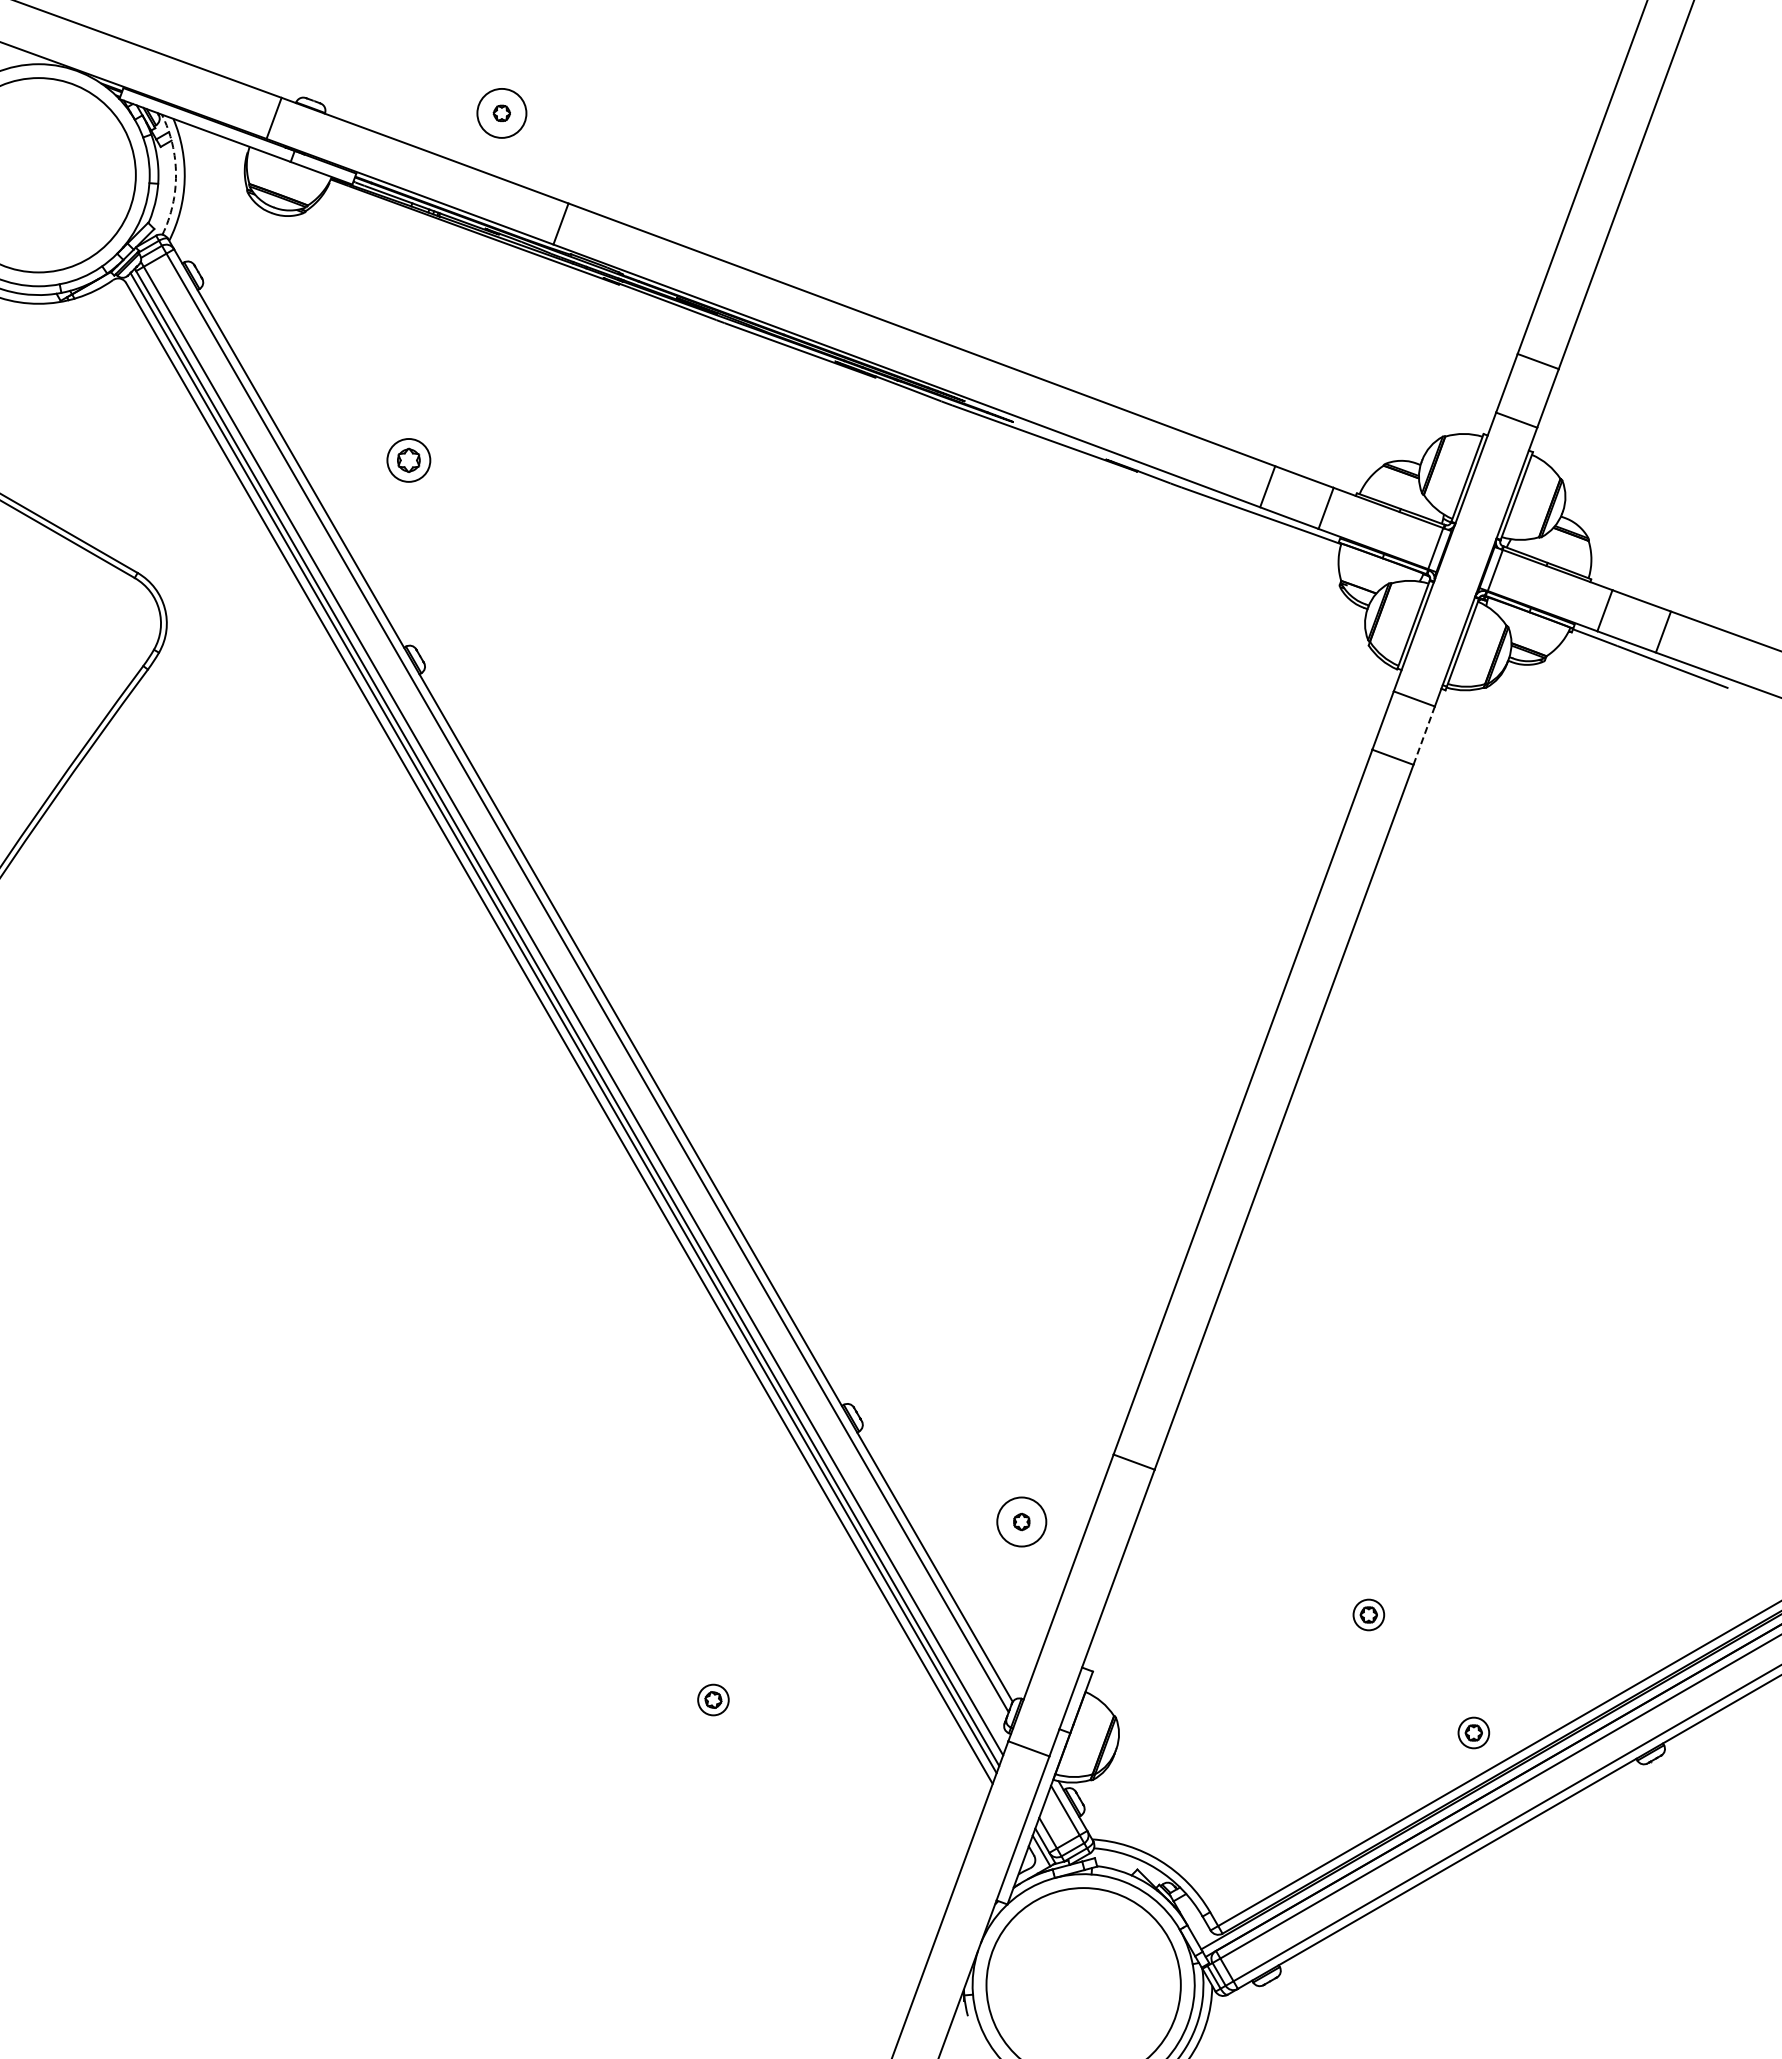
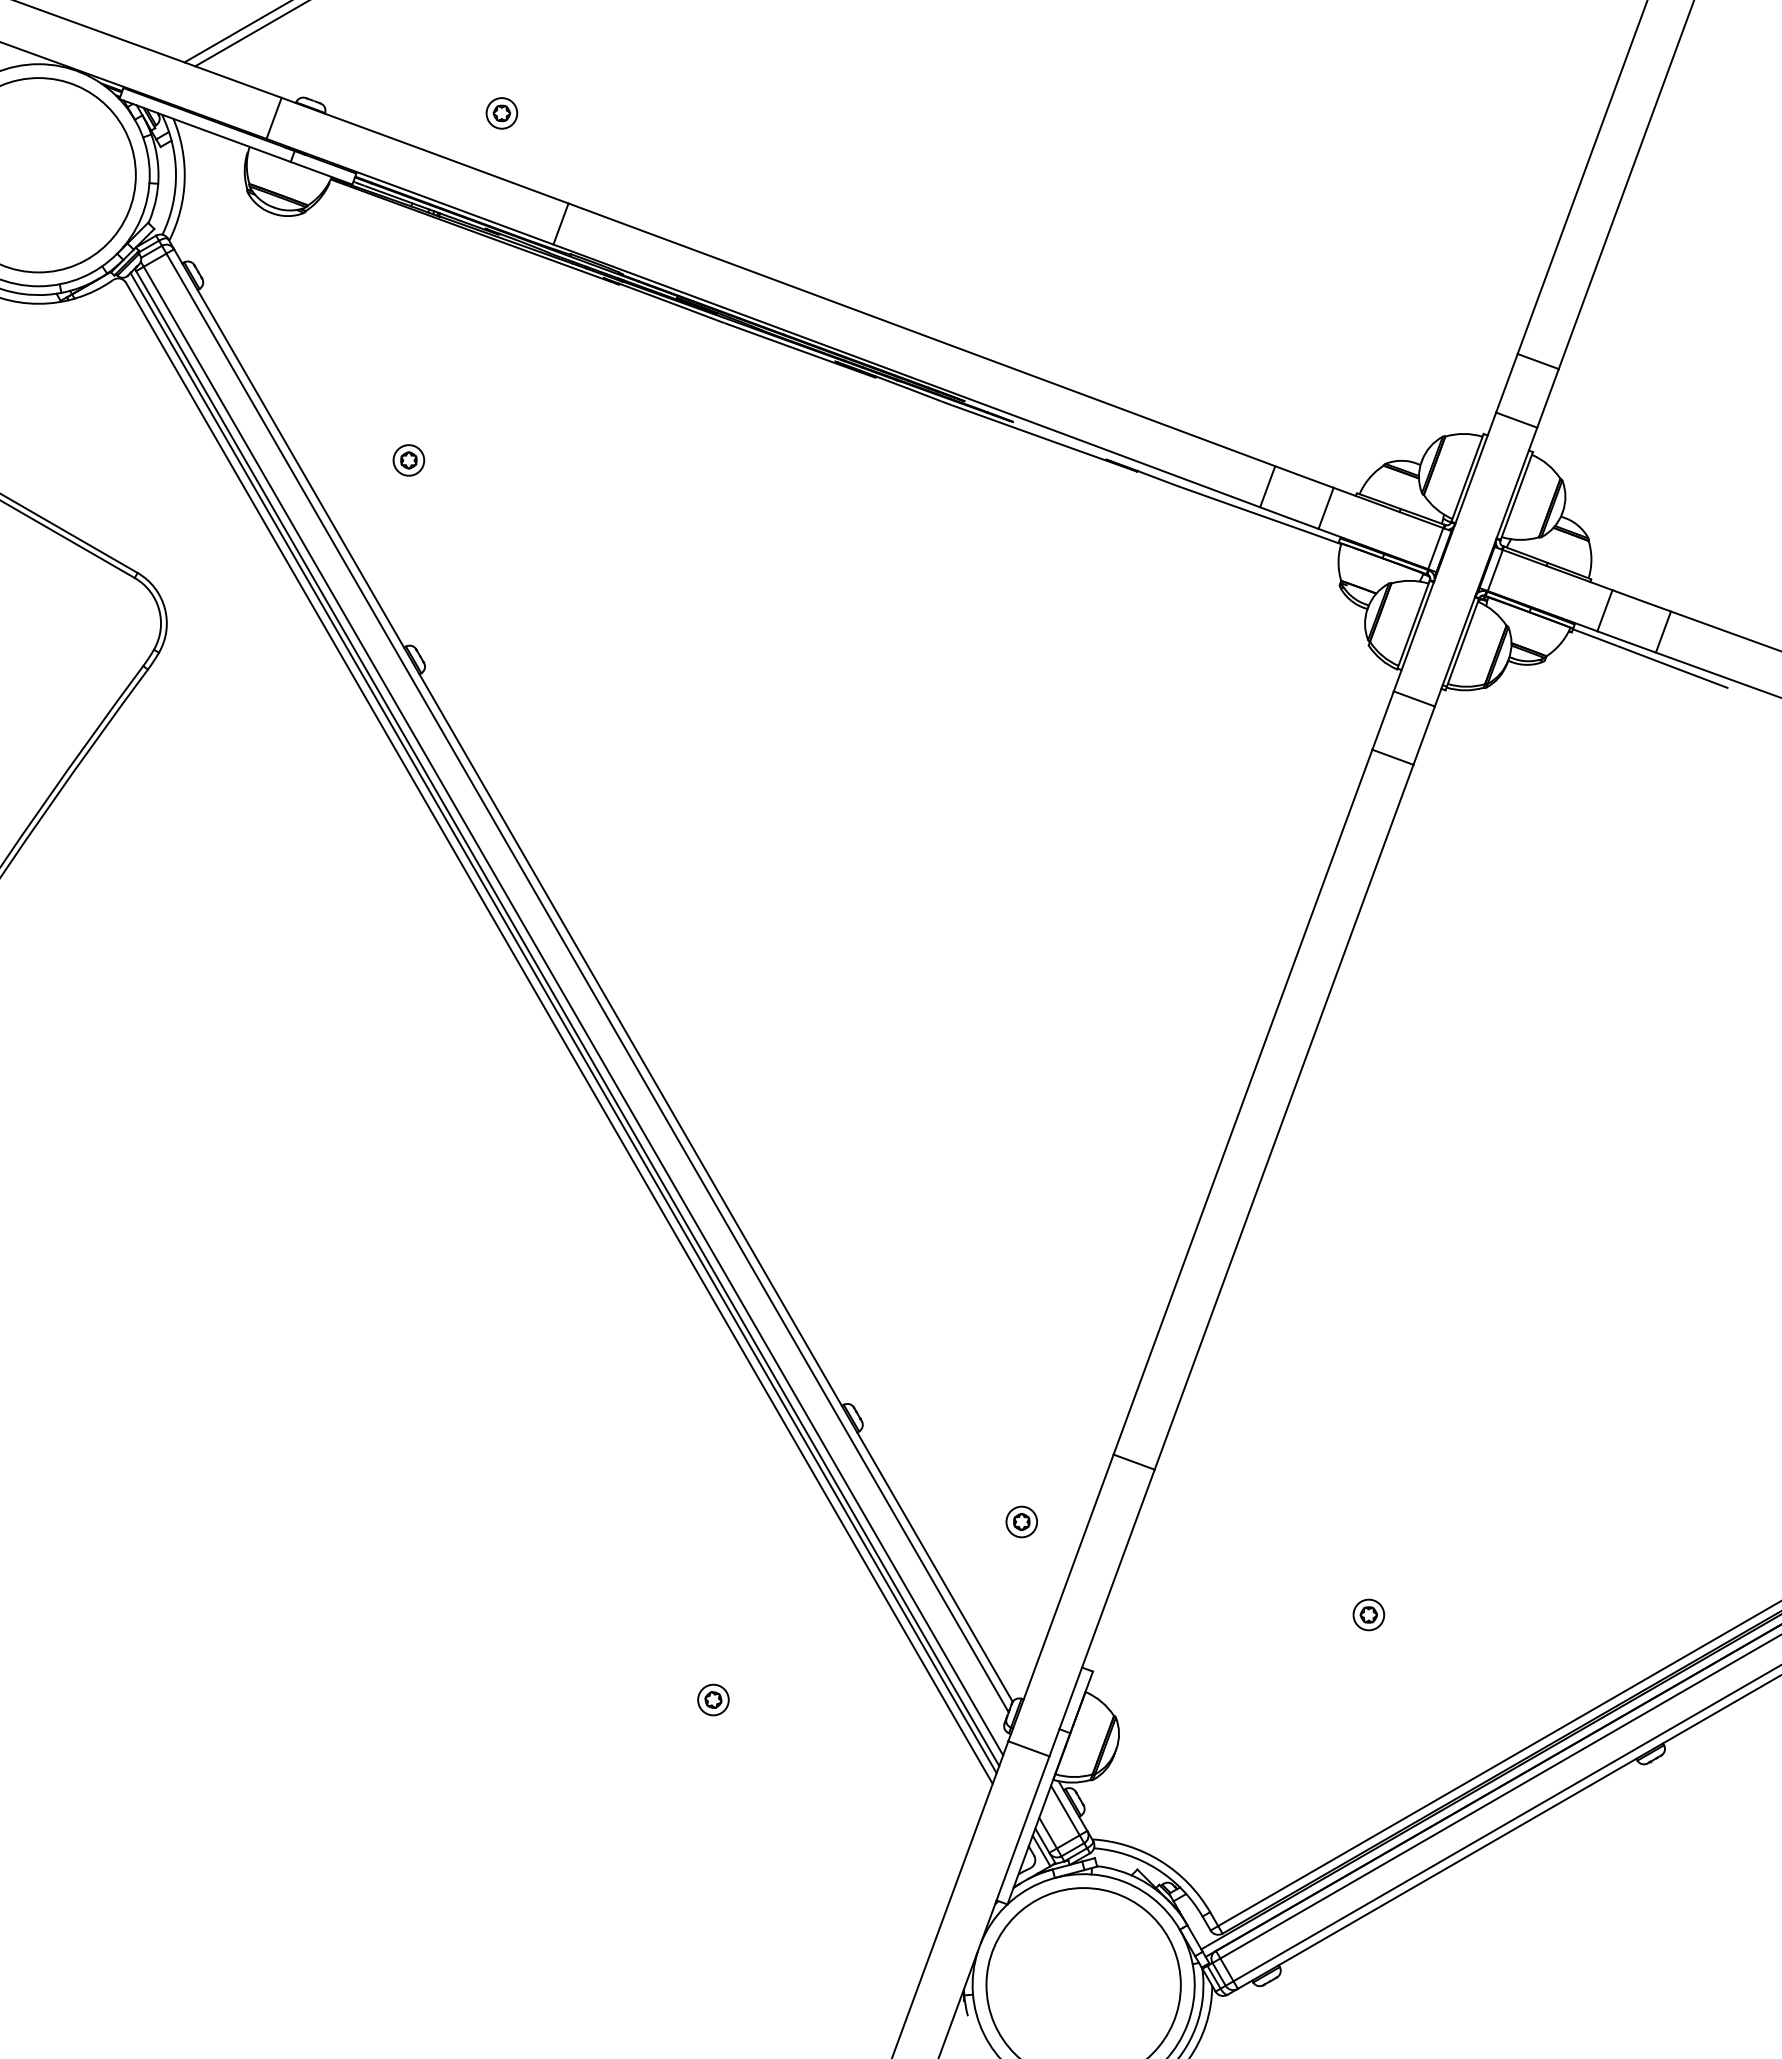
line: none -> present (236, 32)
line: none -> present (250, 34)
circle diameter: 49 px -> 31 px (501, 113)
arc: dashed -> solid (176, 174)
part size: 46x45 px -> 34x33 px (408, 460)
line: dashed -> solid (1424, 736)
circle diameter: 49 px -> 31 px (1021, 1521)
part: present -> none (1473, 1732)
